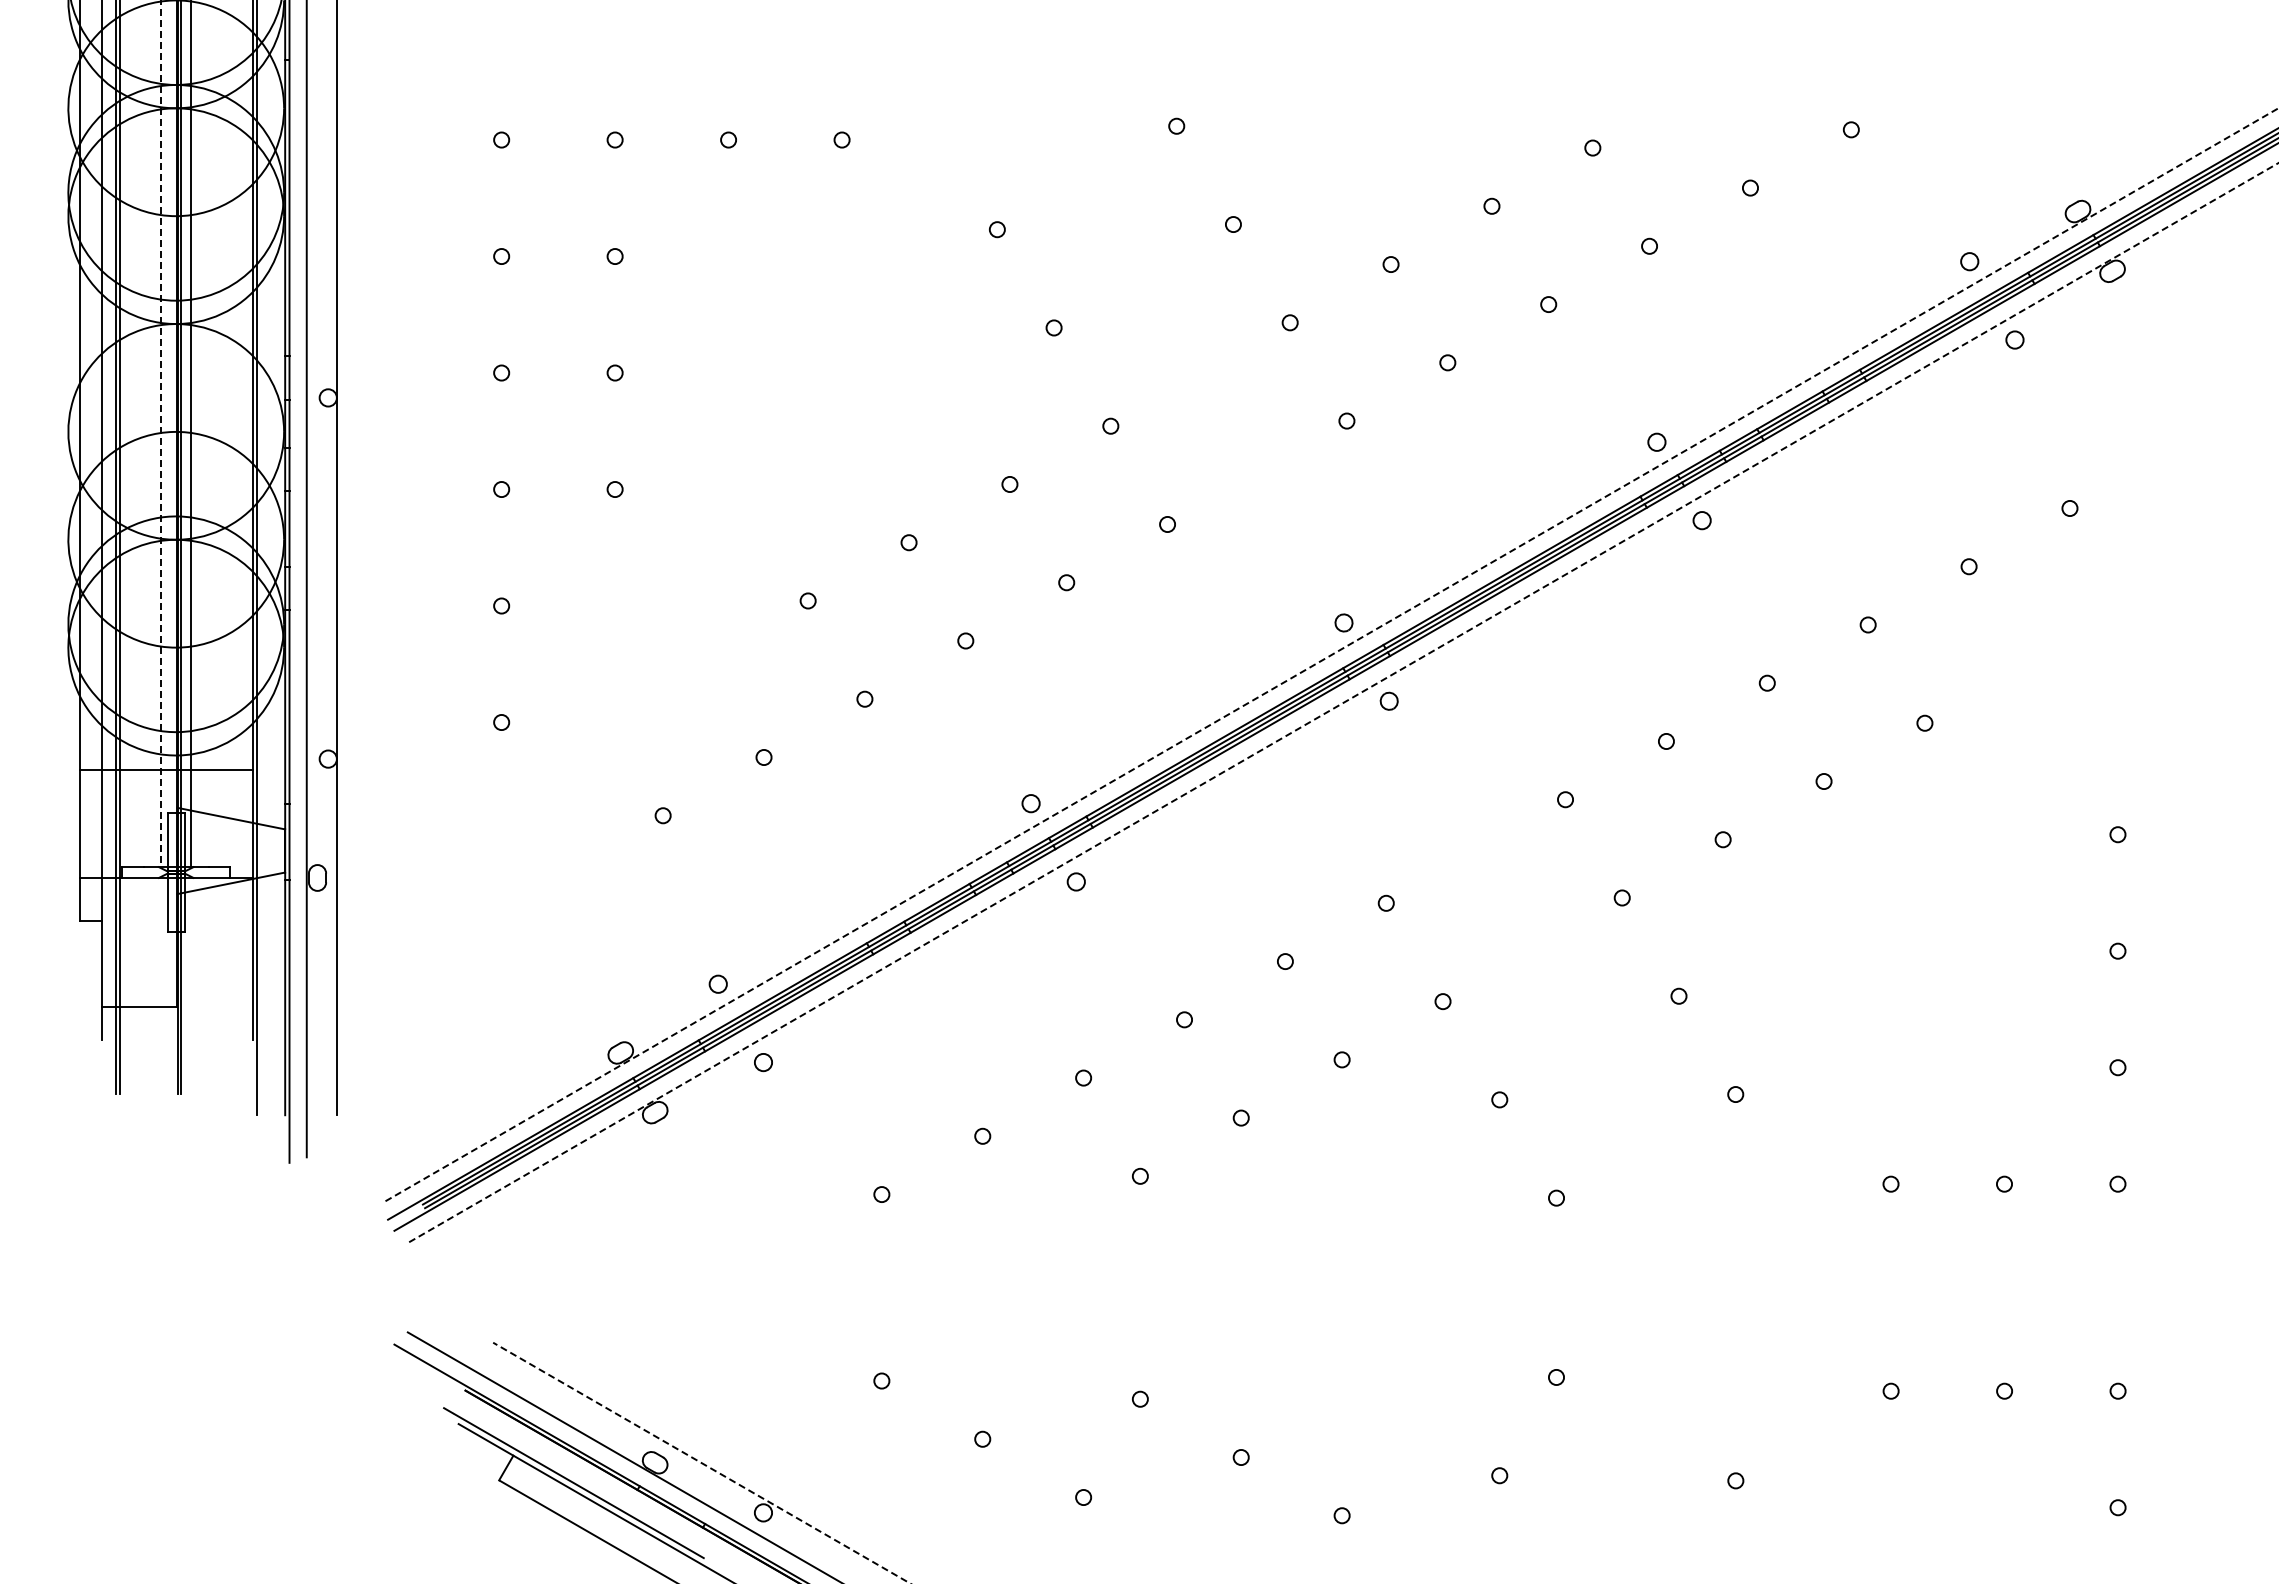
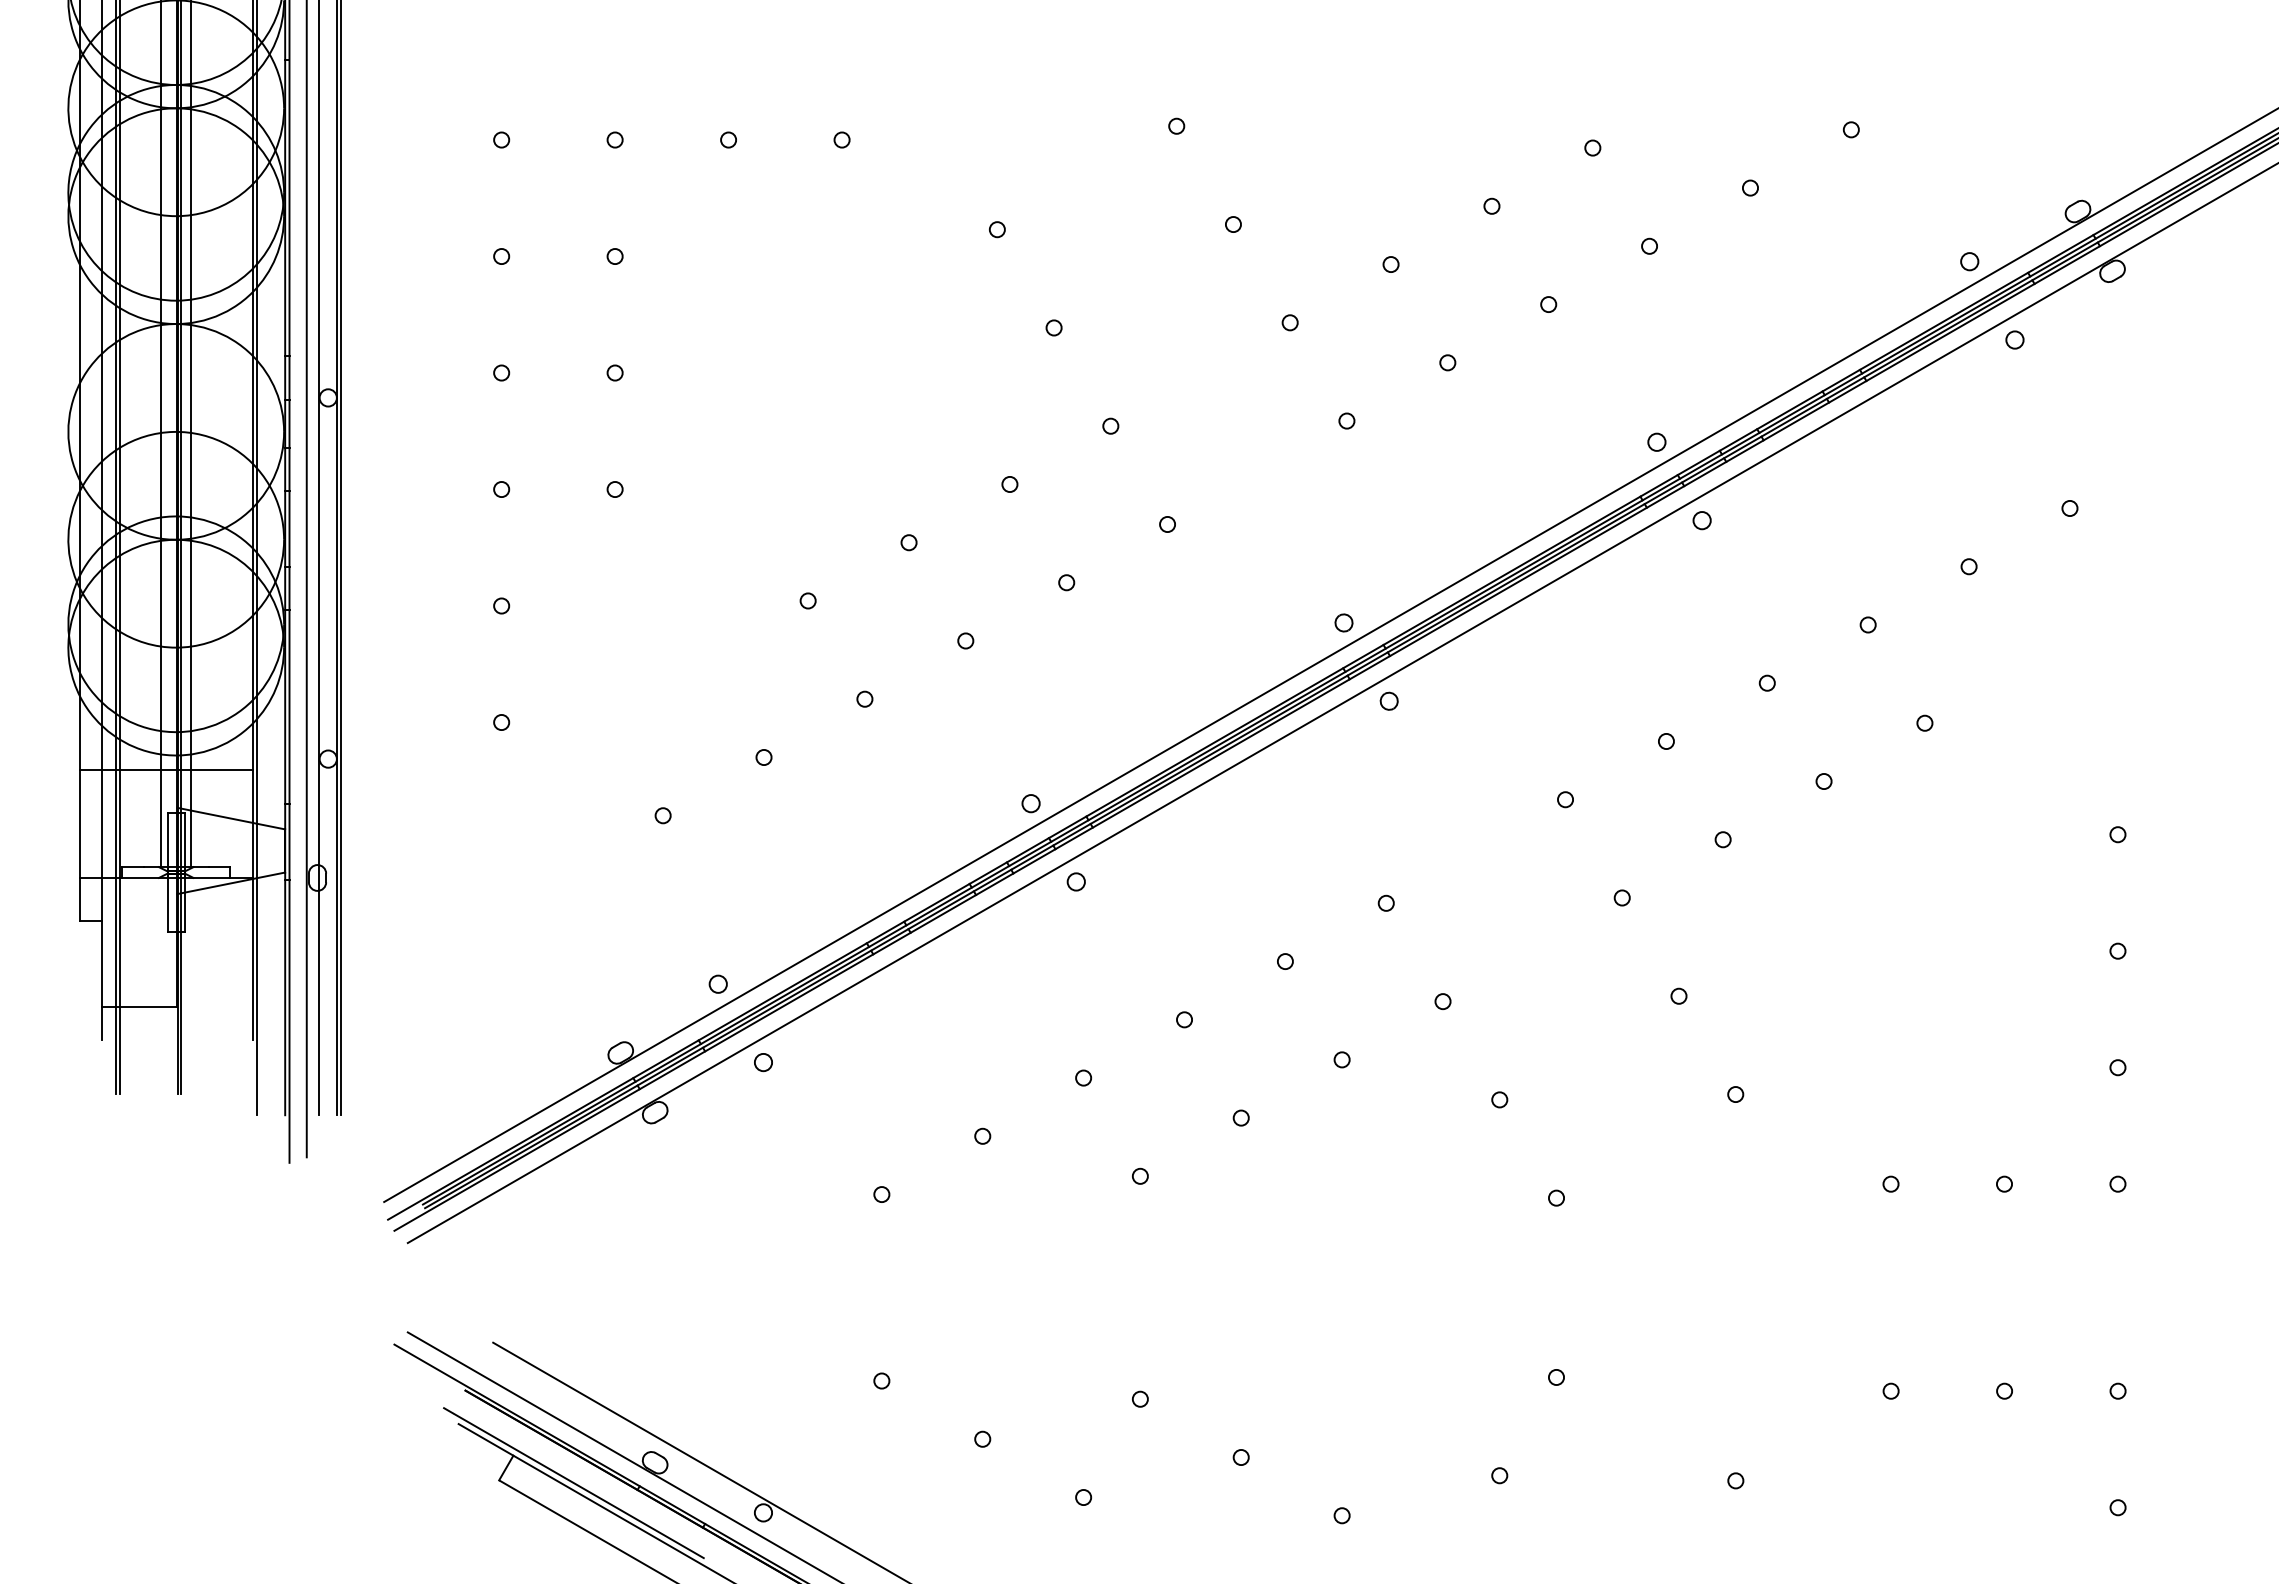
line: dashed -> solid (161, 434)
line: none -> present (318, 558)
line: none -> present (340, 558)
line: dashed -> solid (1331, 655)
line: dashed -> solid (1342, 703)
line: dashed -> solid (701, 1463)
